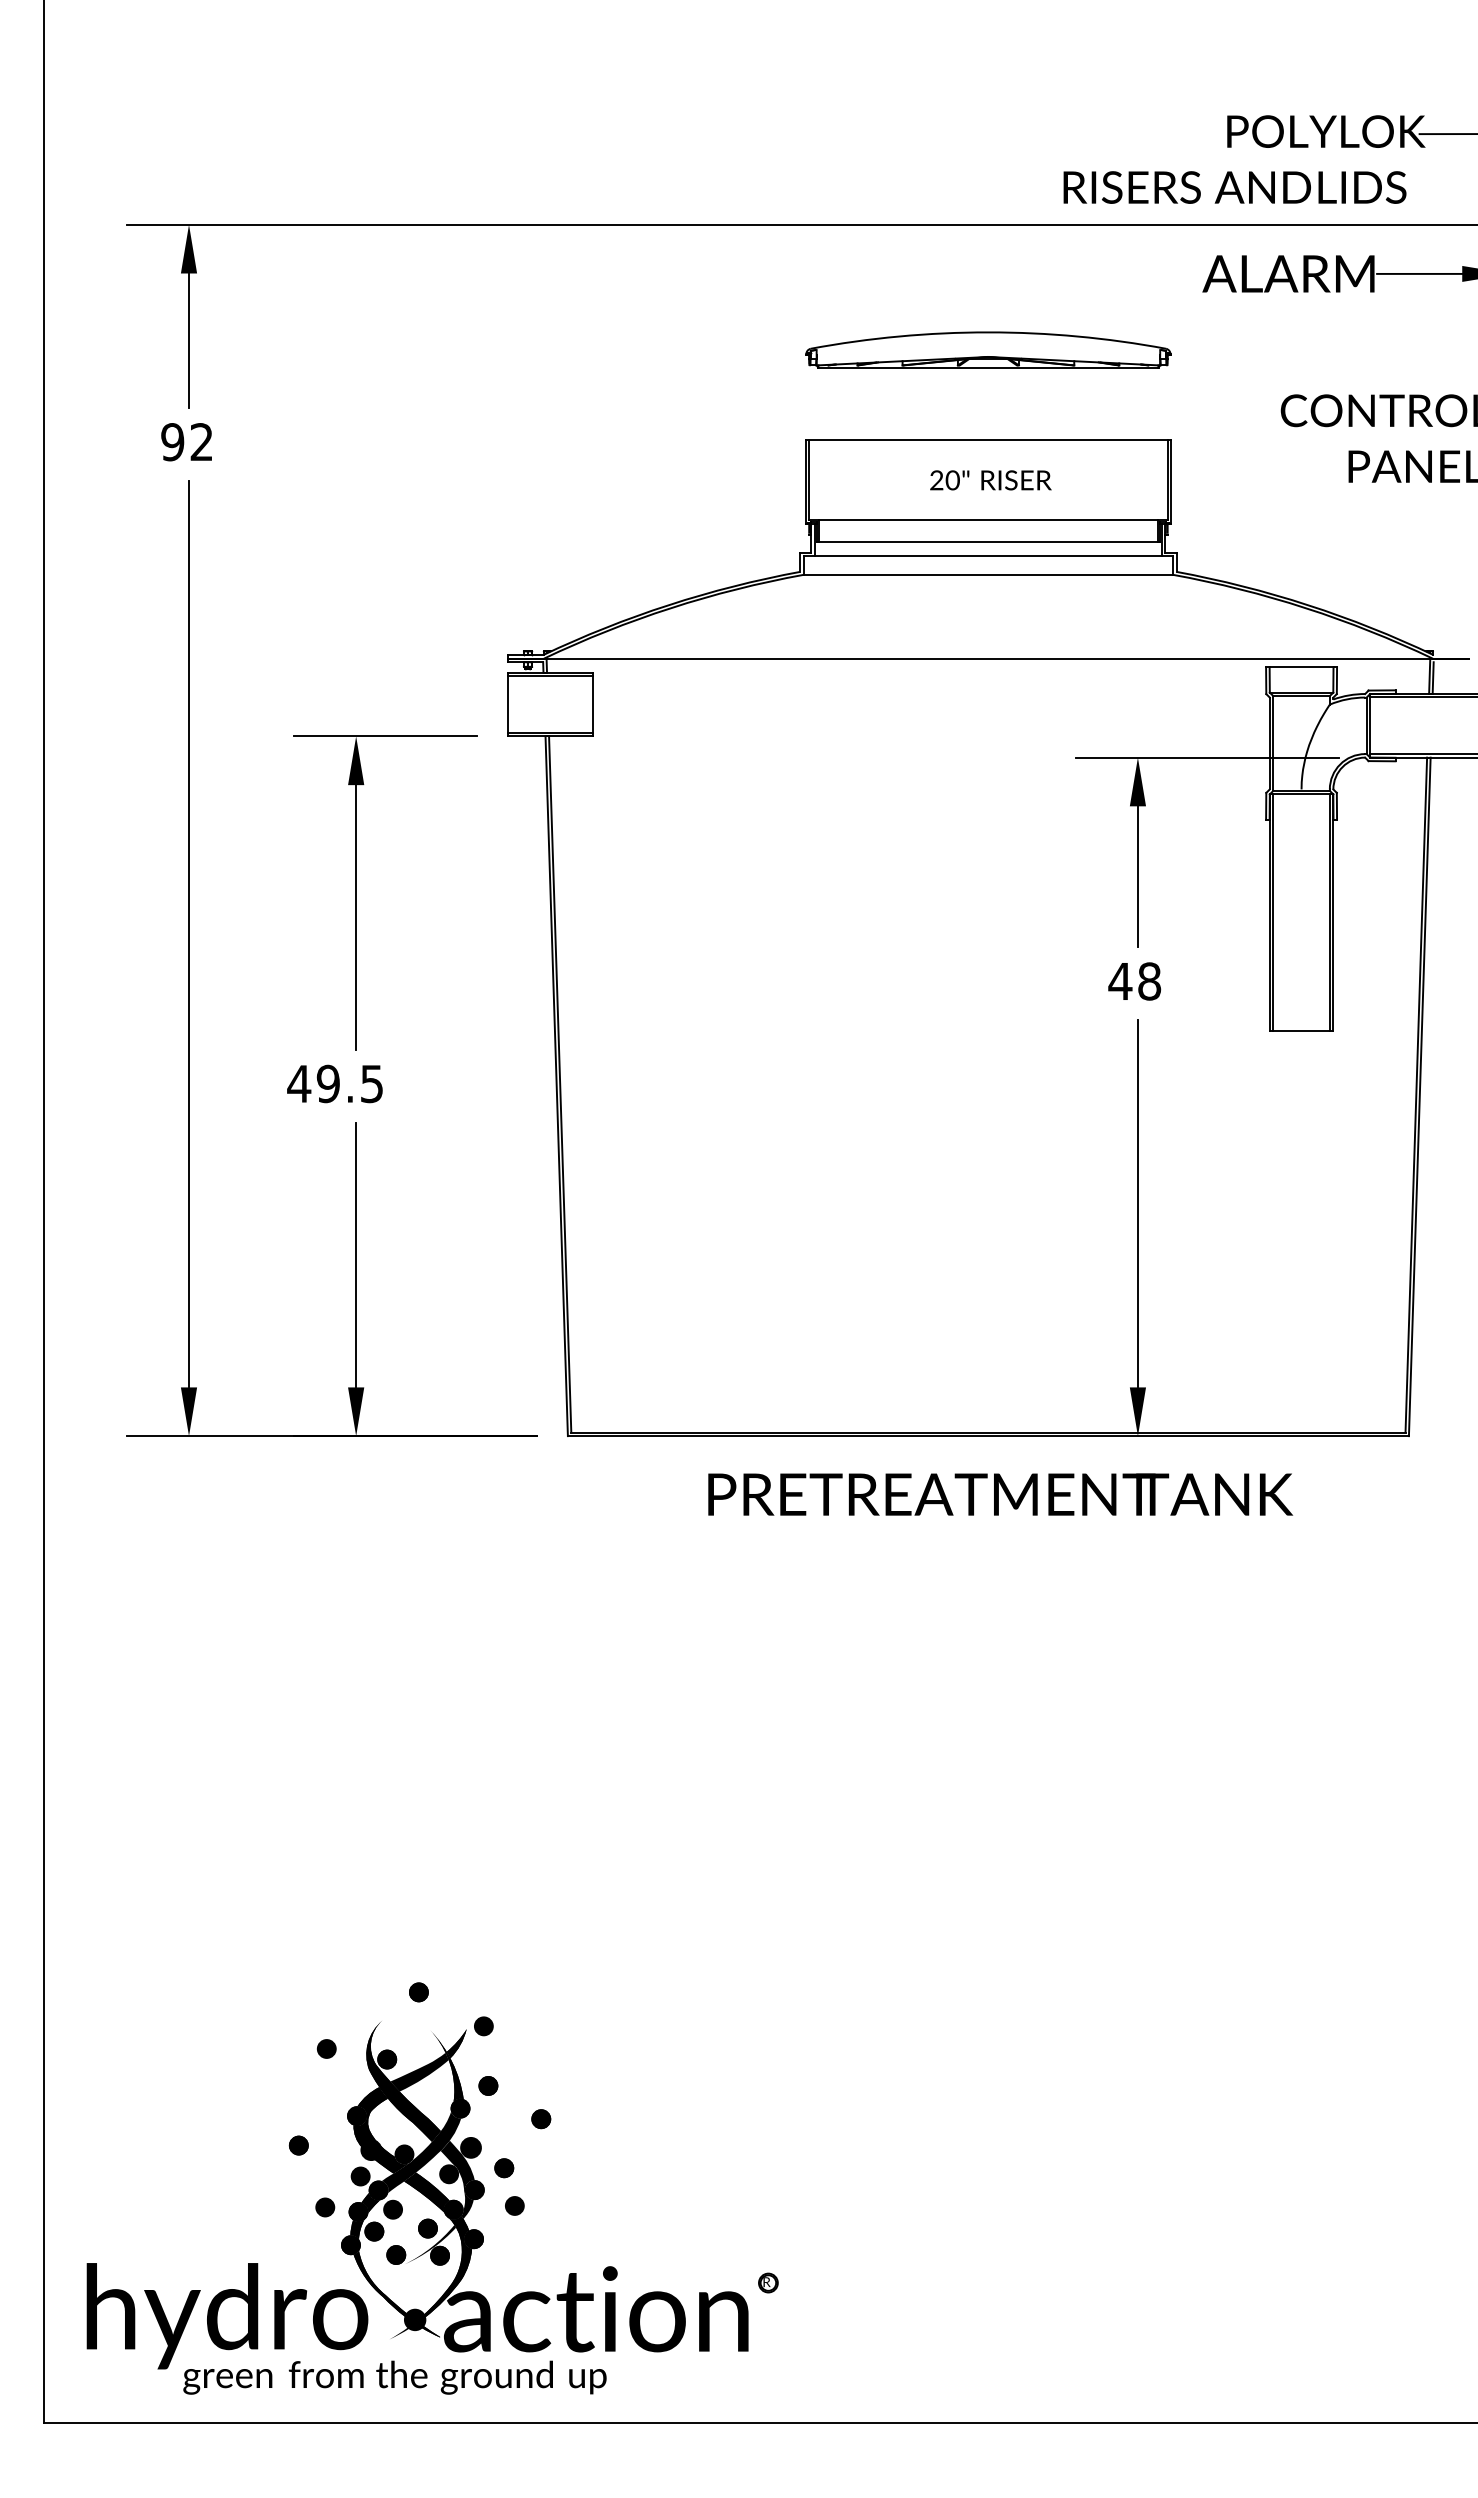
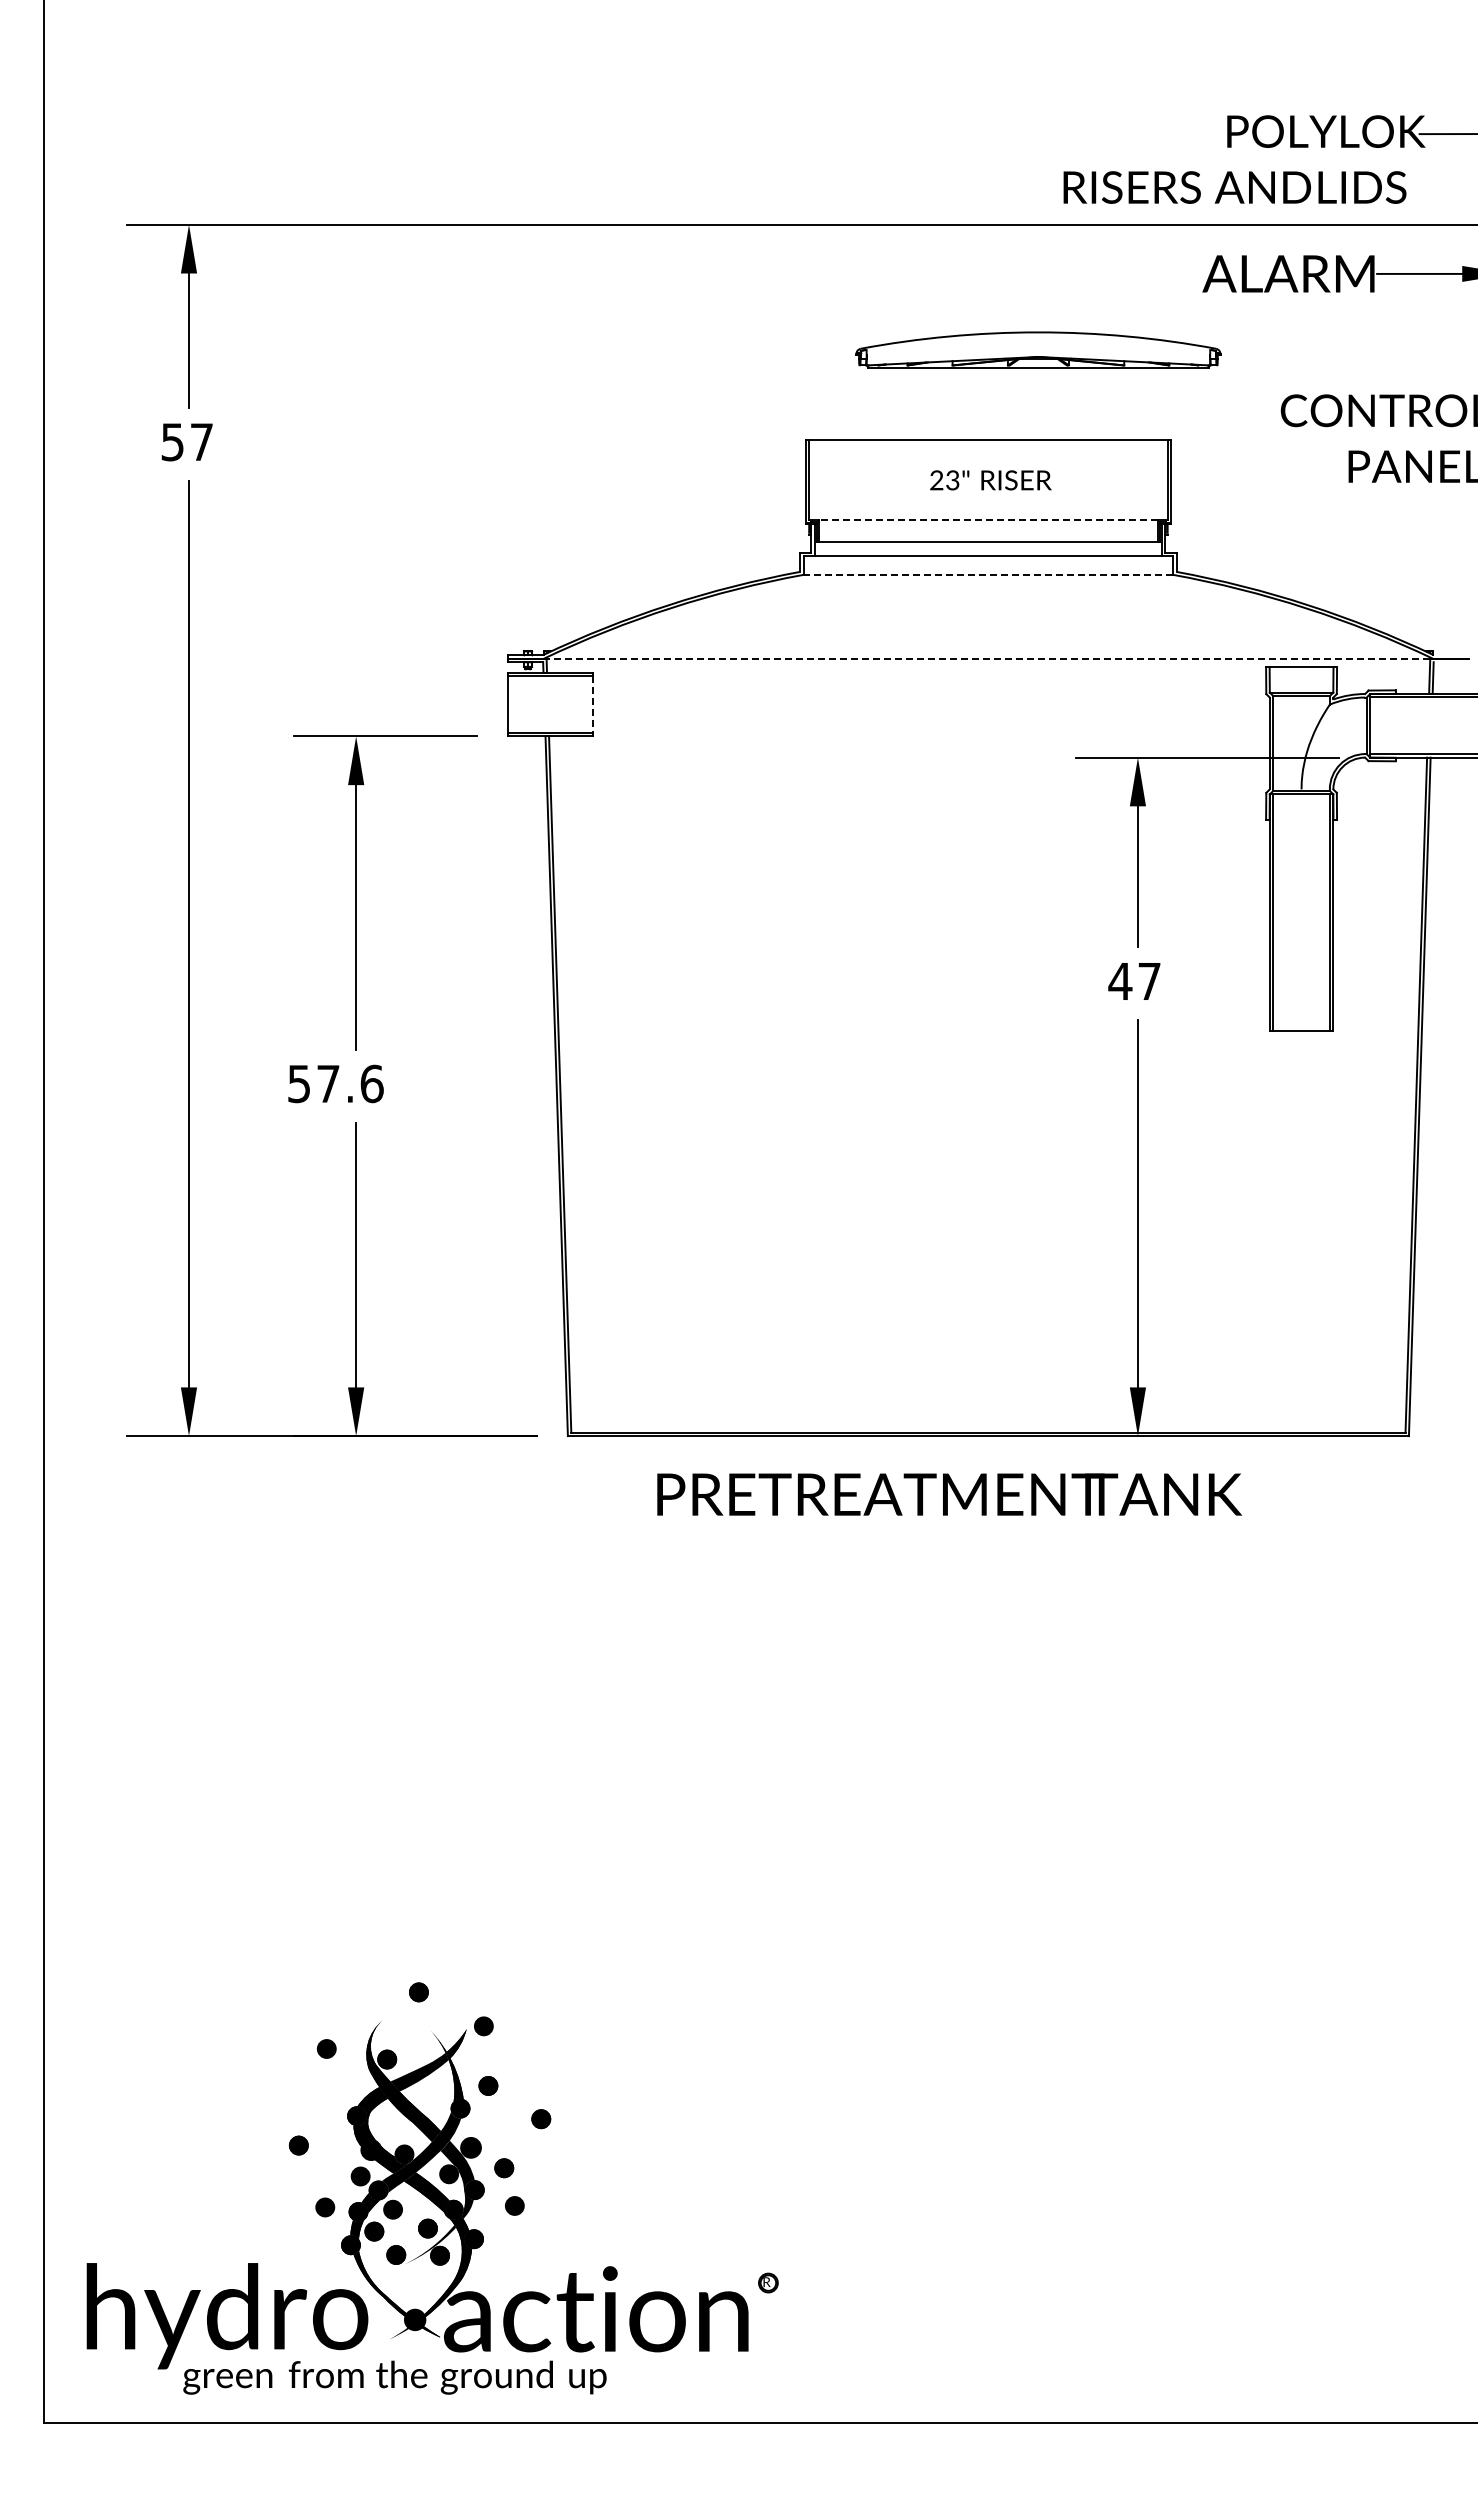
part position: (988, 349) -> (1038, 349) (1038, 349)
text: 92 -> 57 (186, 442)
text: 20" -> 23" (952, 480)
line: solid -> dashed (988, 519)
line: solid -> dashed (988, 574)
line: solid -> dashed (988, 658)
line: solid -> dashed (592, 705)
text: 48 -> 47 (1149, 981)
text: 49.5 -> 57.6 (335, 1083)
text position: (1000, 1494) -> (949, 1494) (949, 1494)
